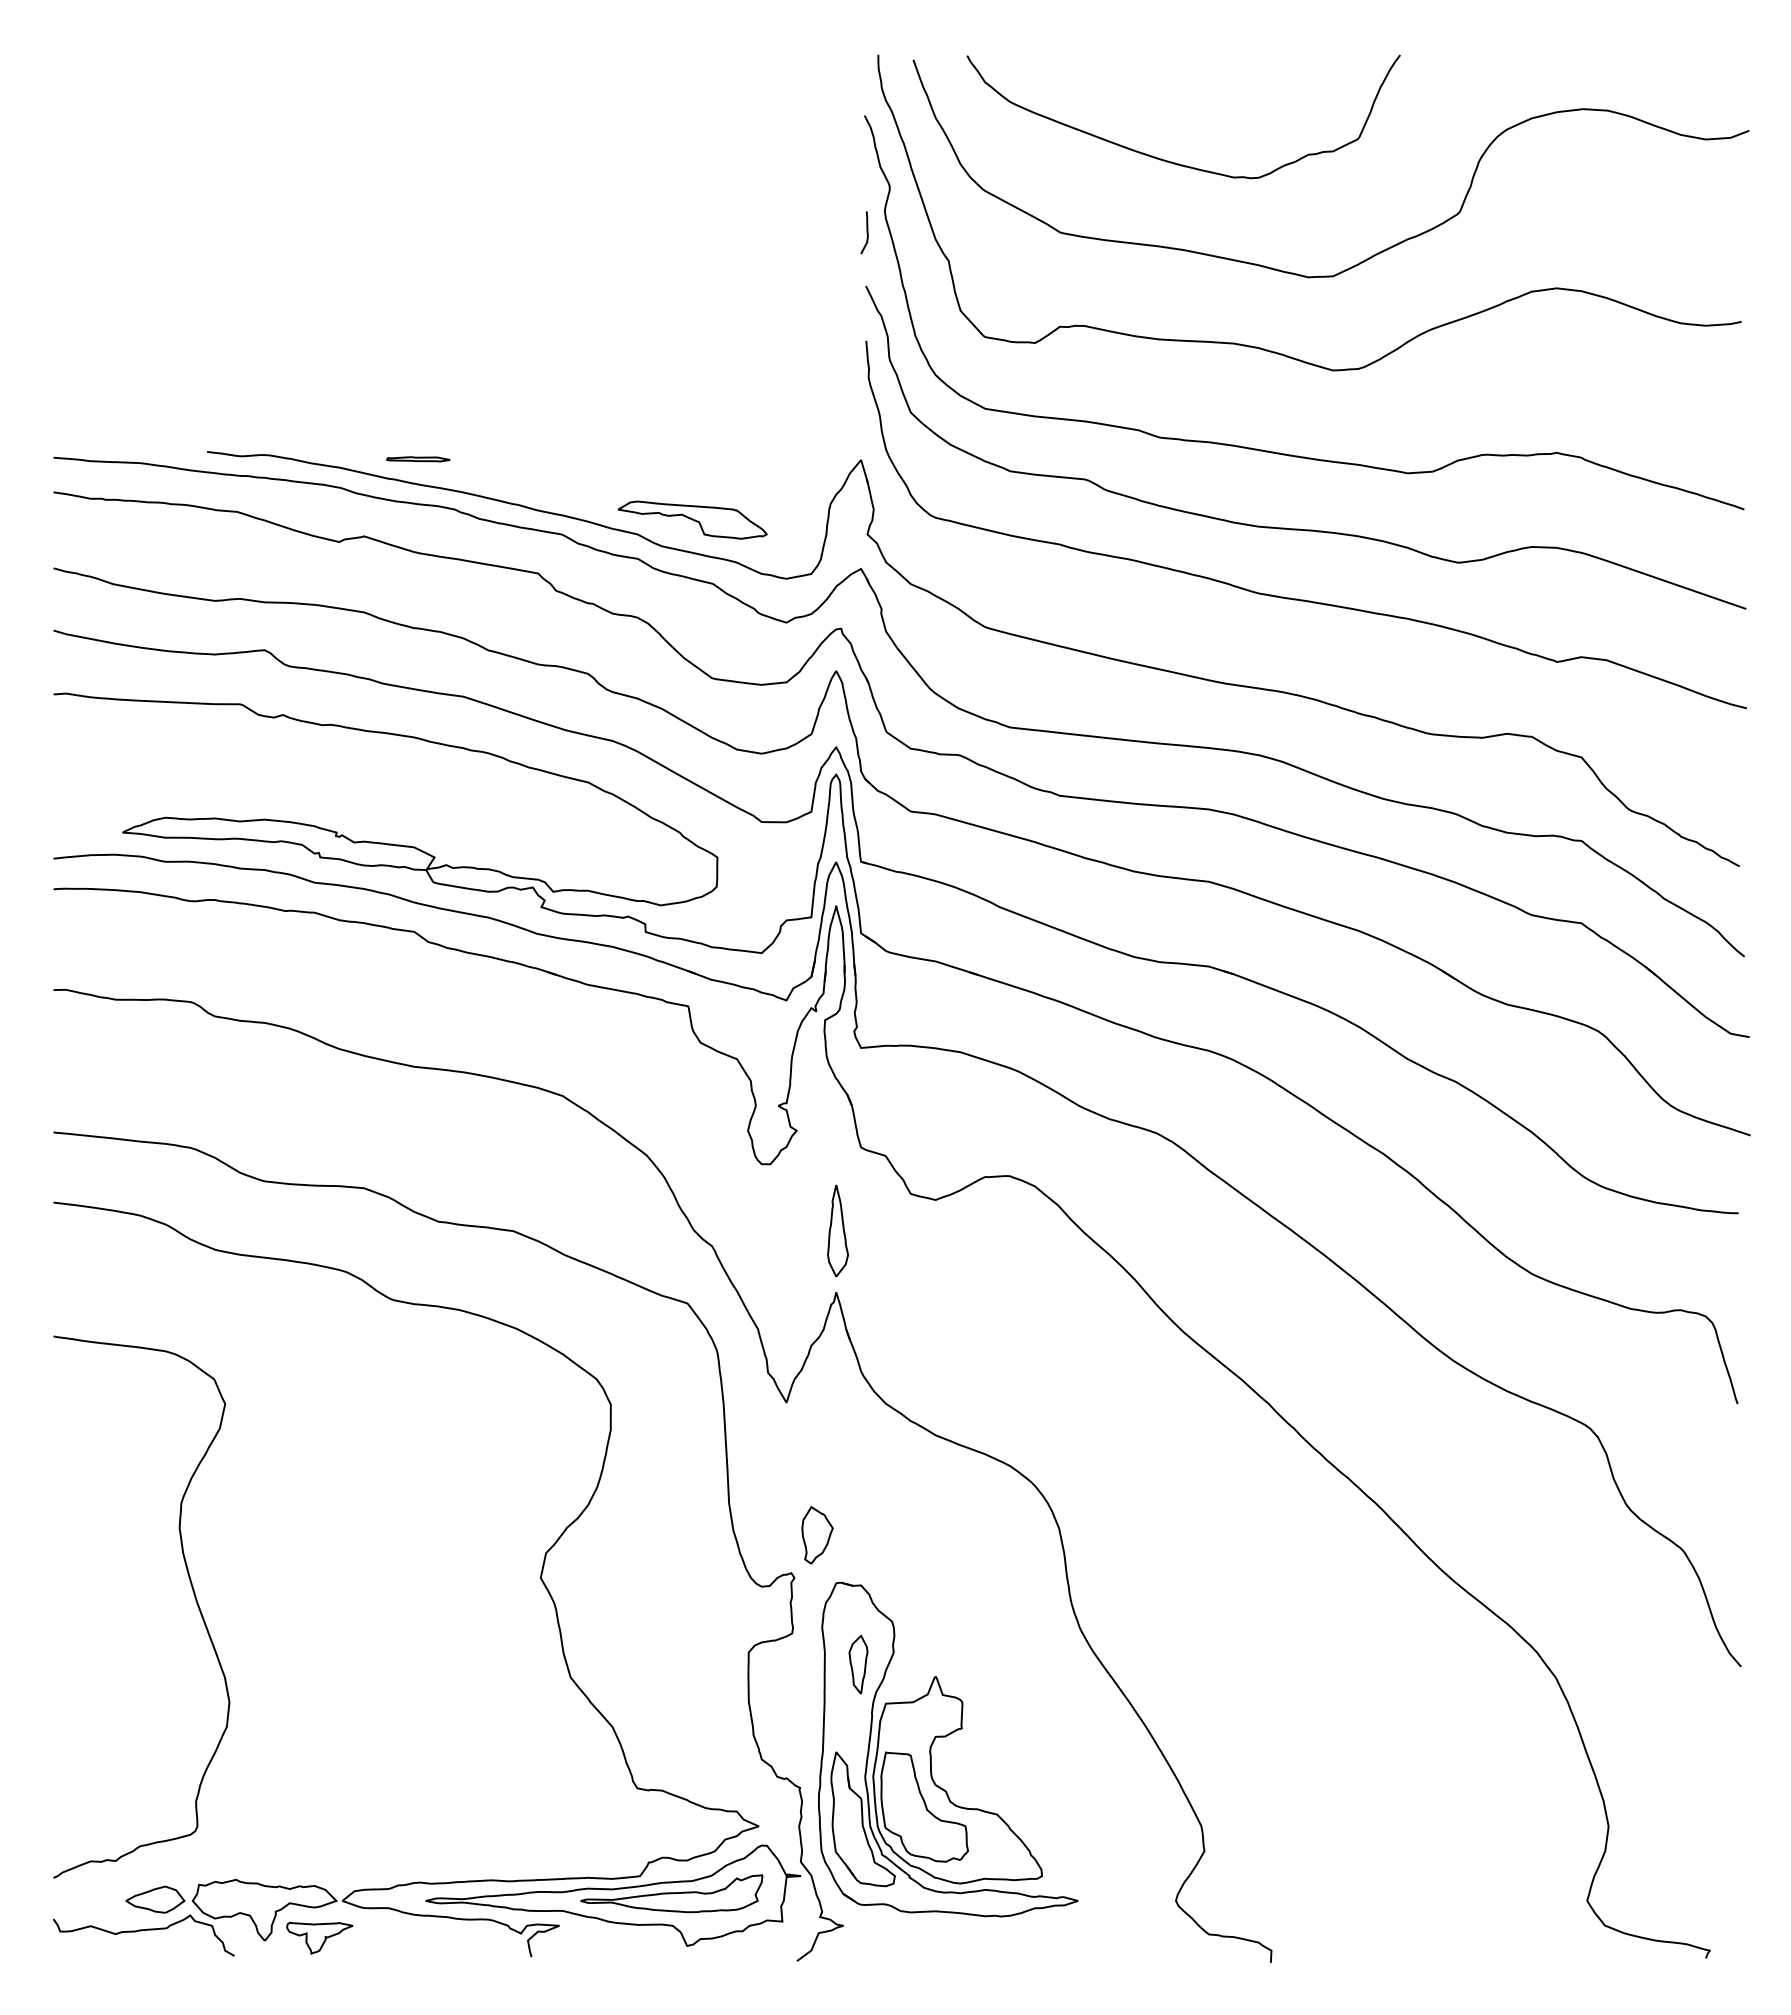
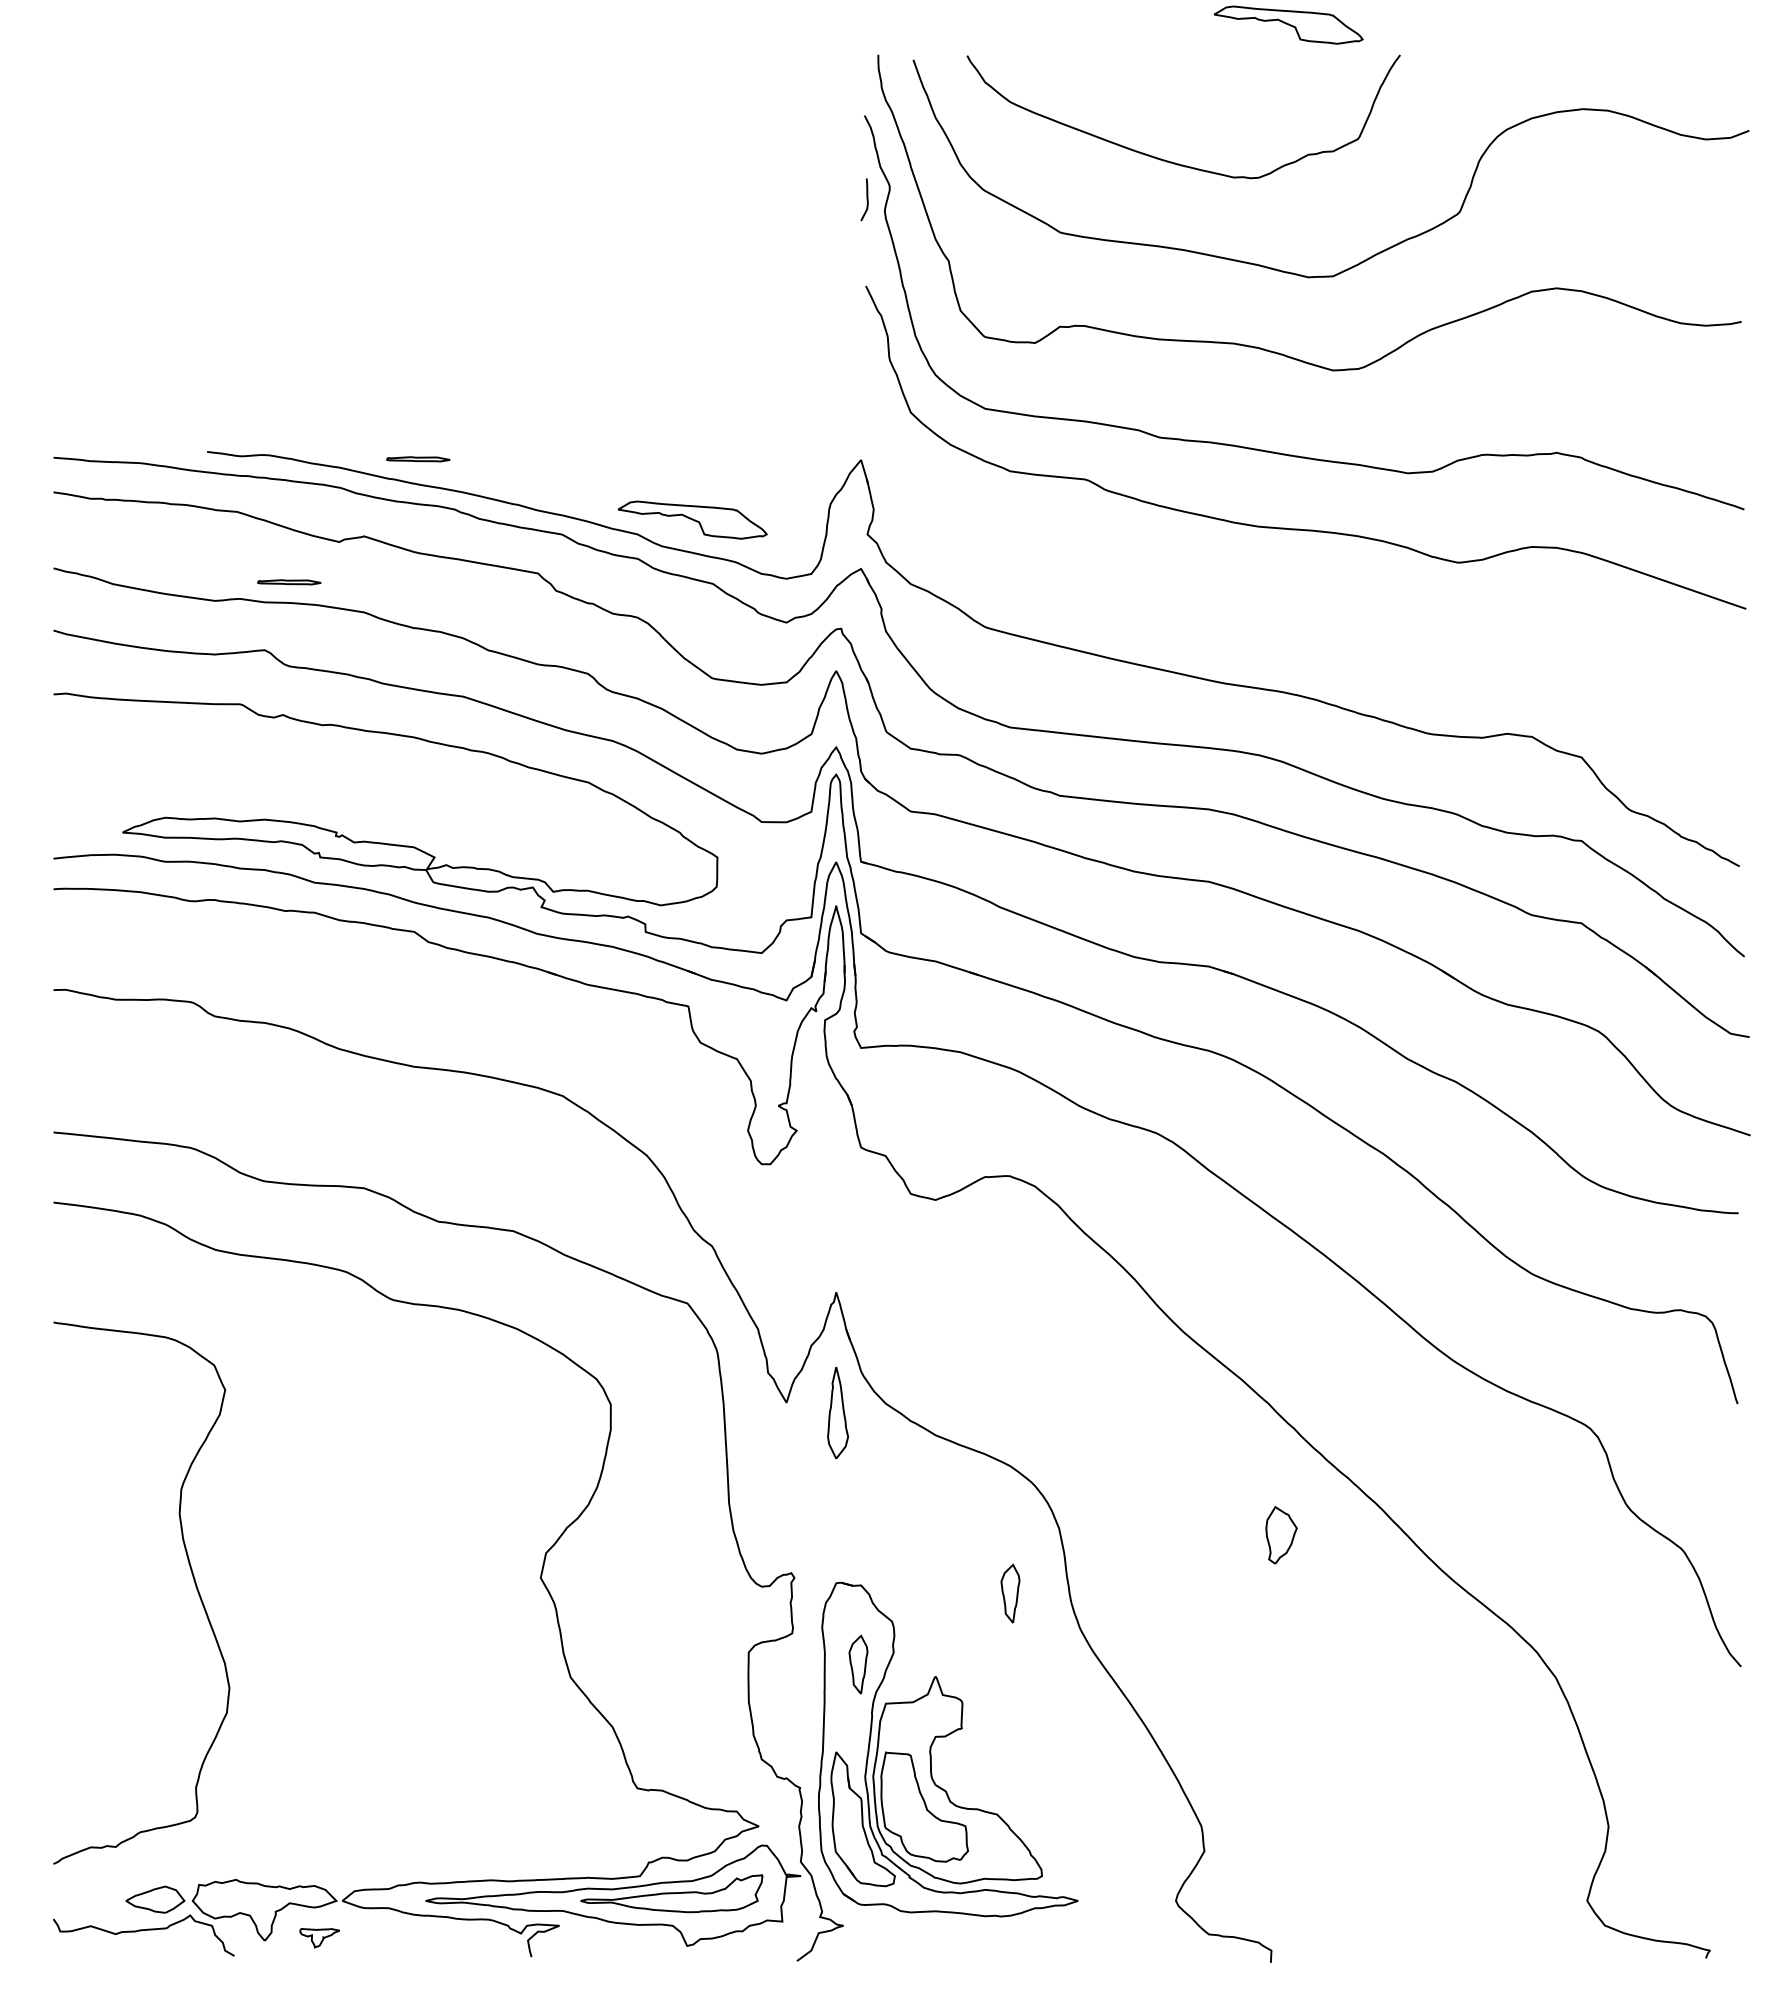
part: none -> present (1288, 24)
curve position: (866, 232) -> (866, 199) (866, 199)
part: none -> present (289, 582)
curve: present -> none (1297, 598)
part position: (837, 1230) -> (837, 1412) (837, 1412)
part position: (817, 1535) -> (1281, 1535) (1281, 1535)
curve position: (192, 1591) -> (192, 1577) (192, 1577)
part: none -> present (1010, 1593)
part size: 68x34 px -> 41x21 px (319, 1938)
